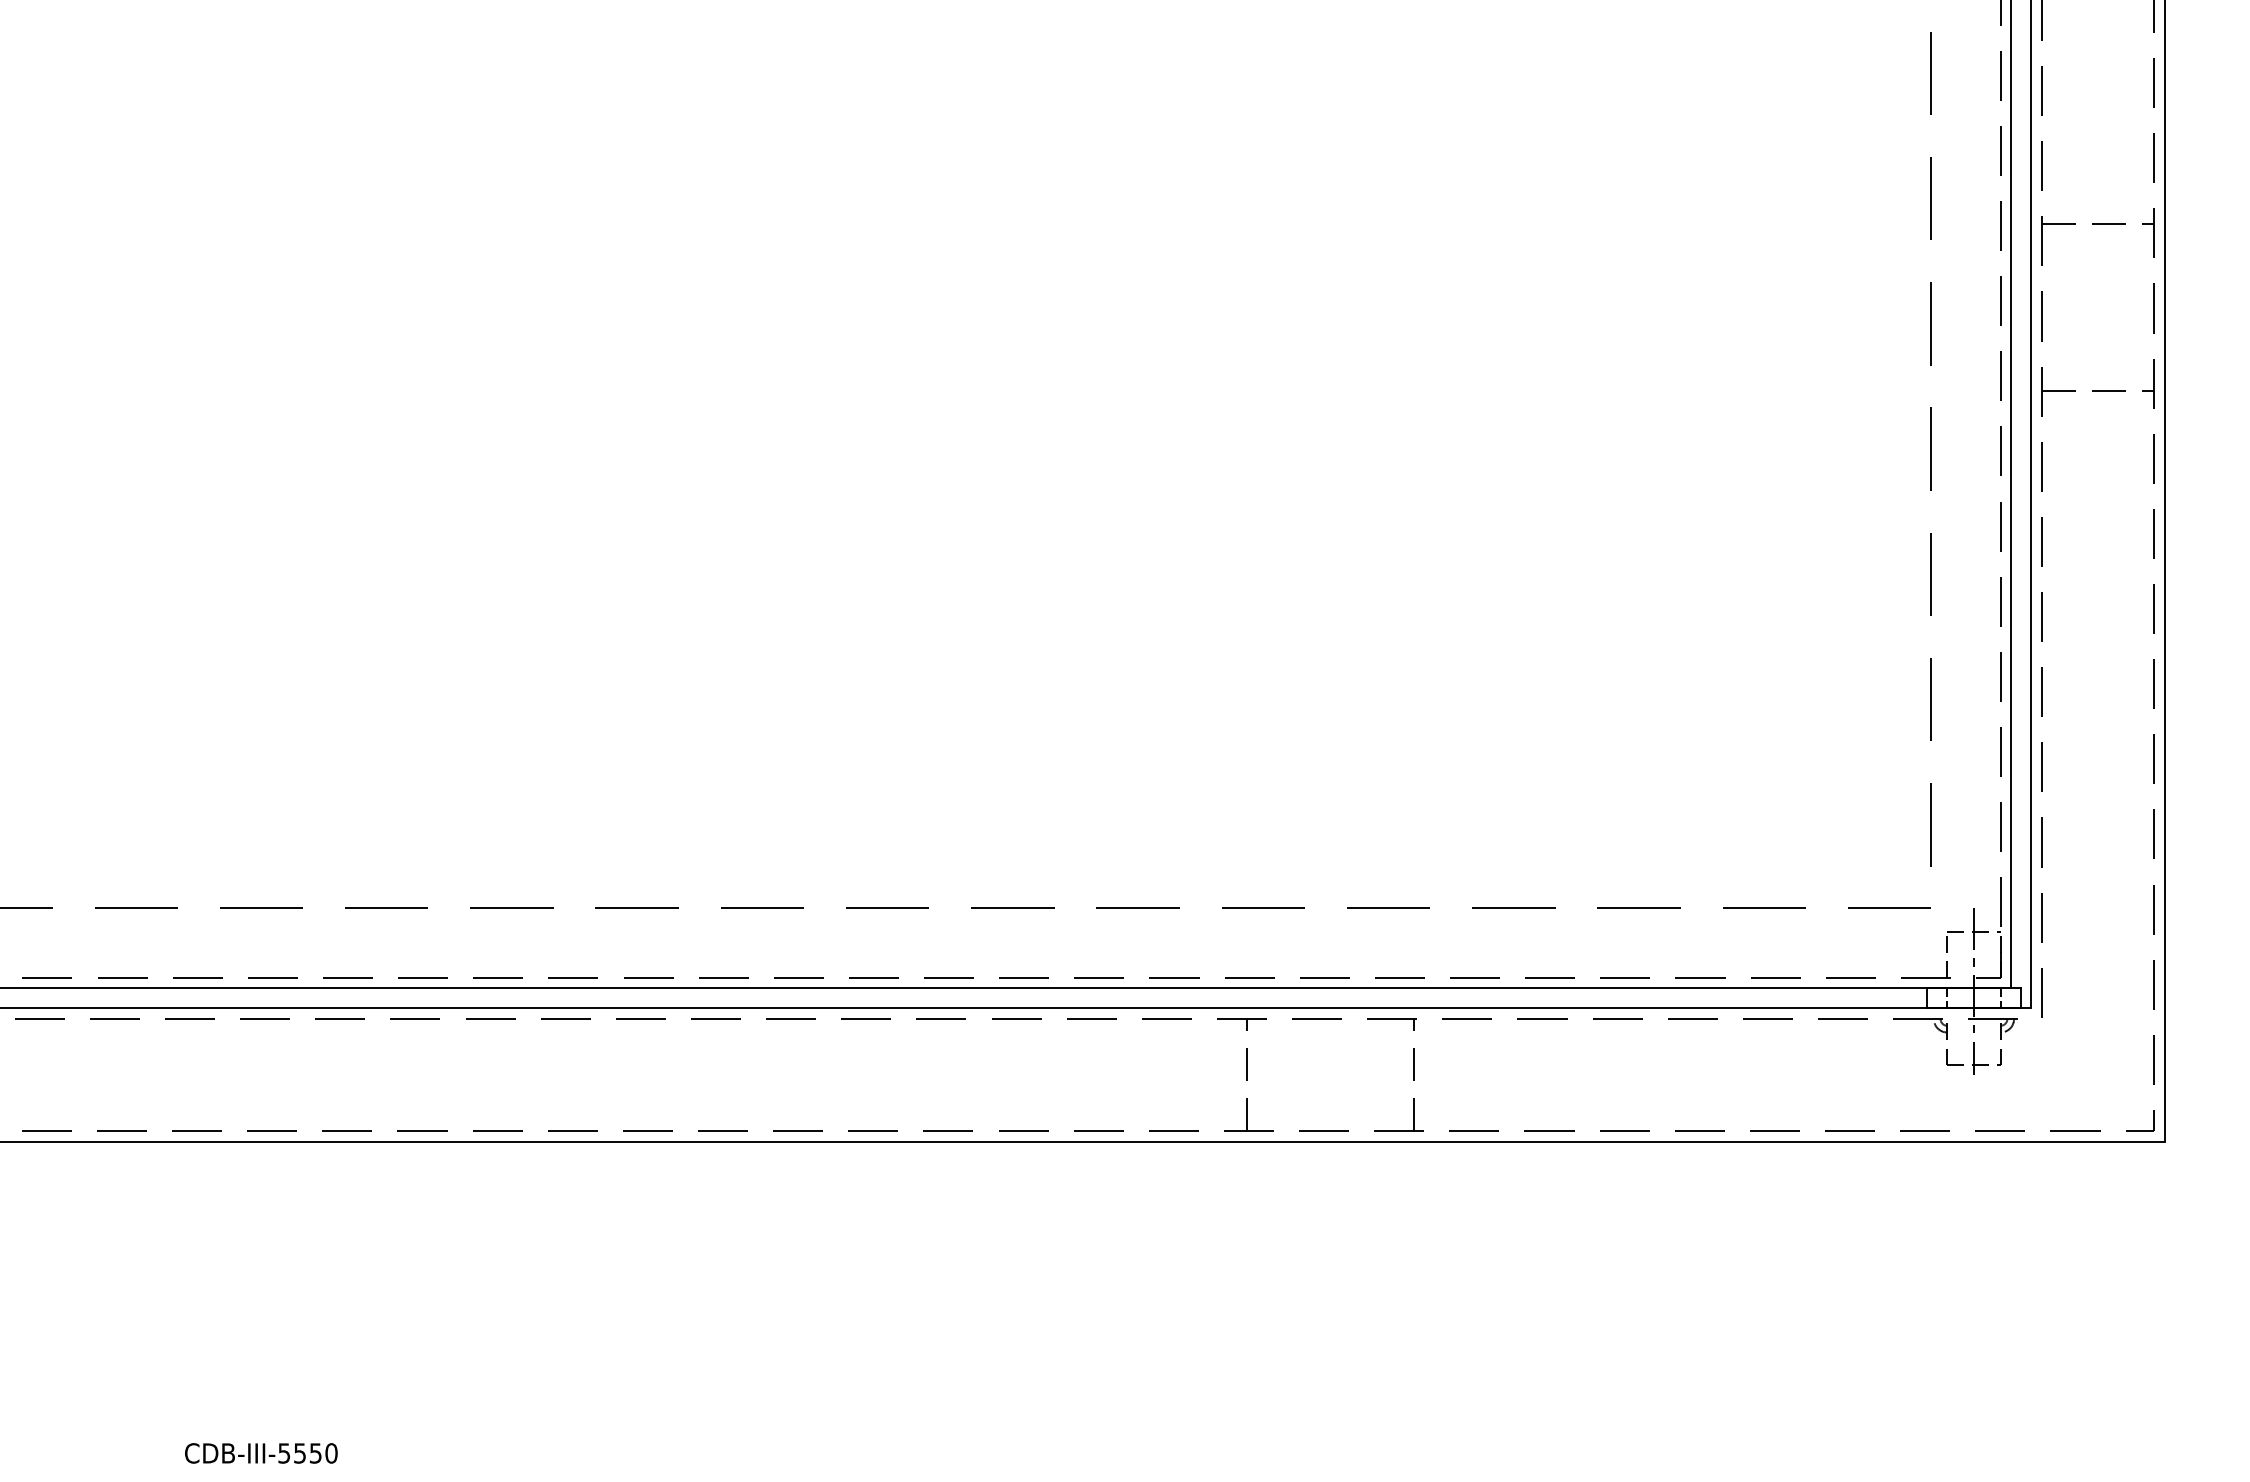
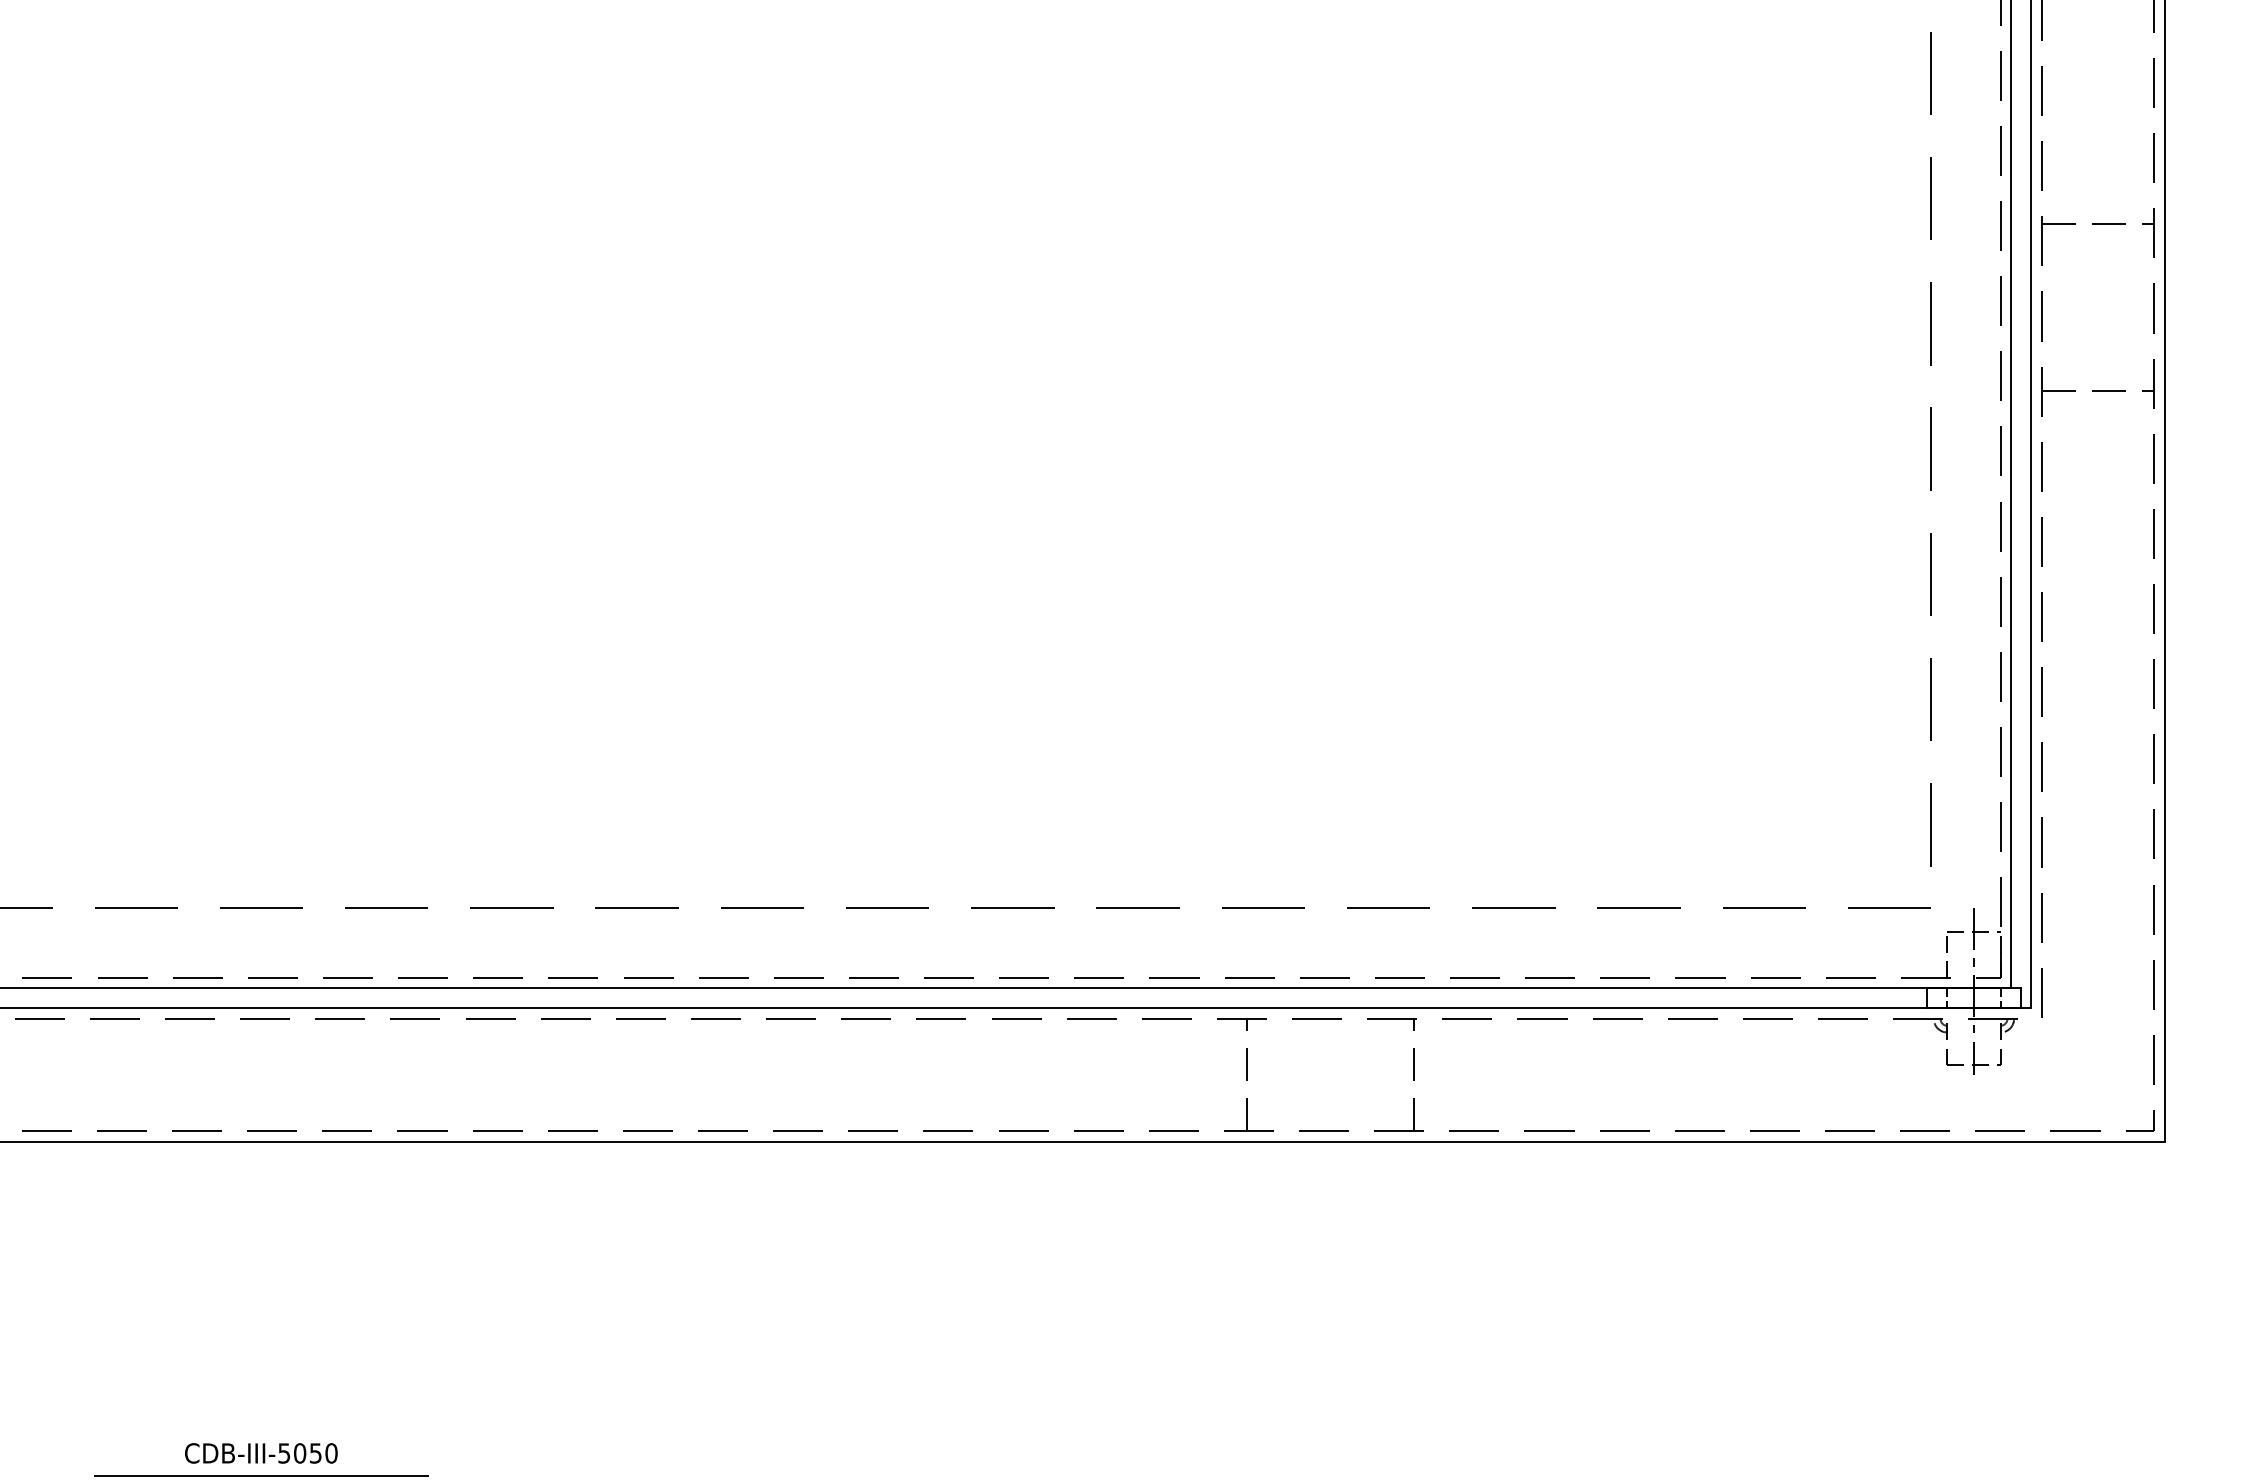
text: CDB-III-5550 -> CDB-III-5050 (300, 1453)
line: none -> present (261, 1475)
